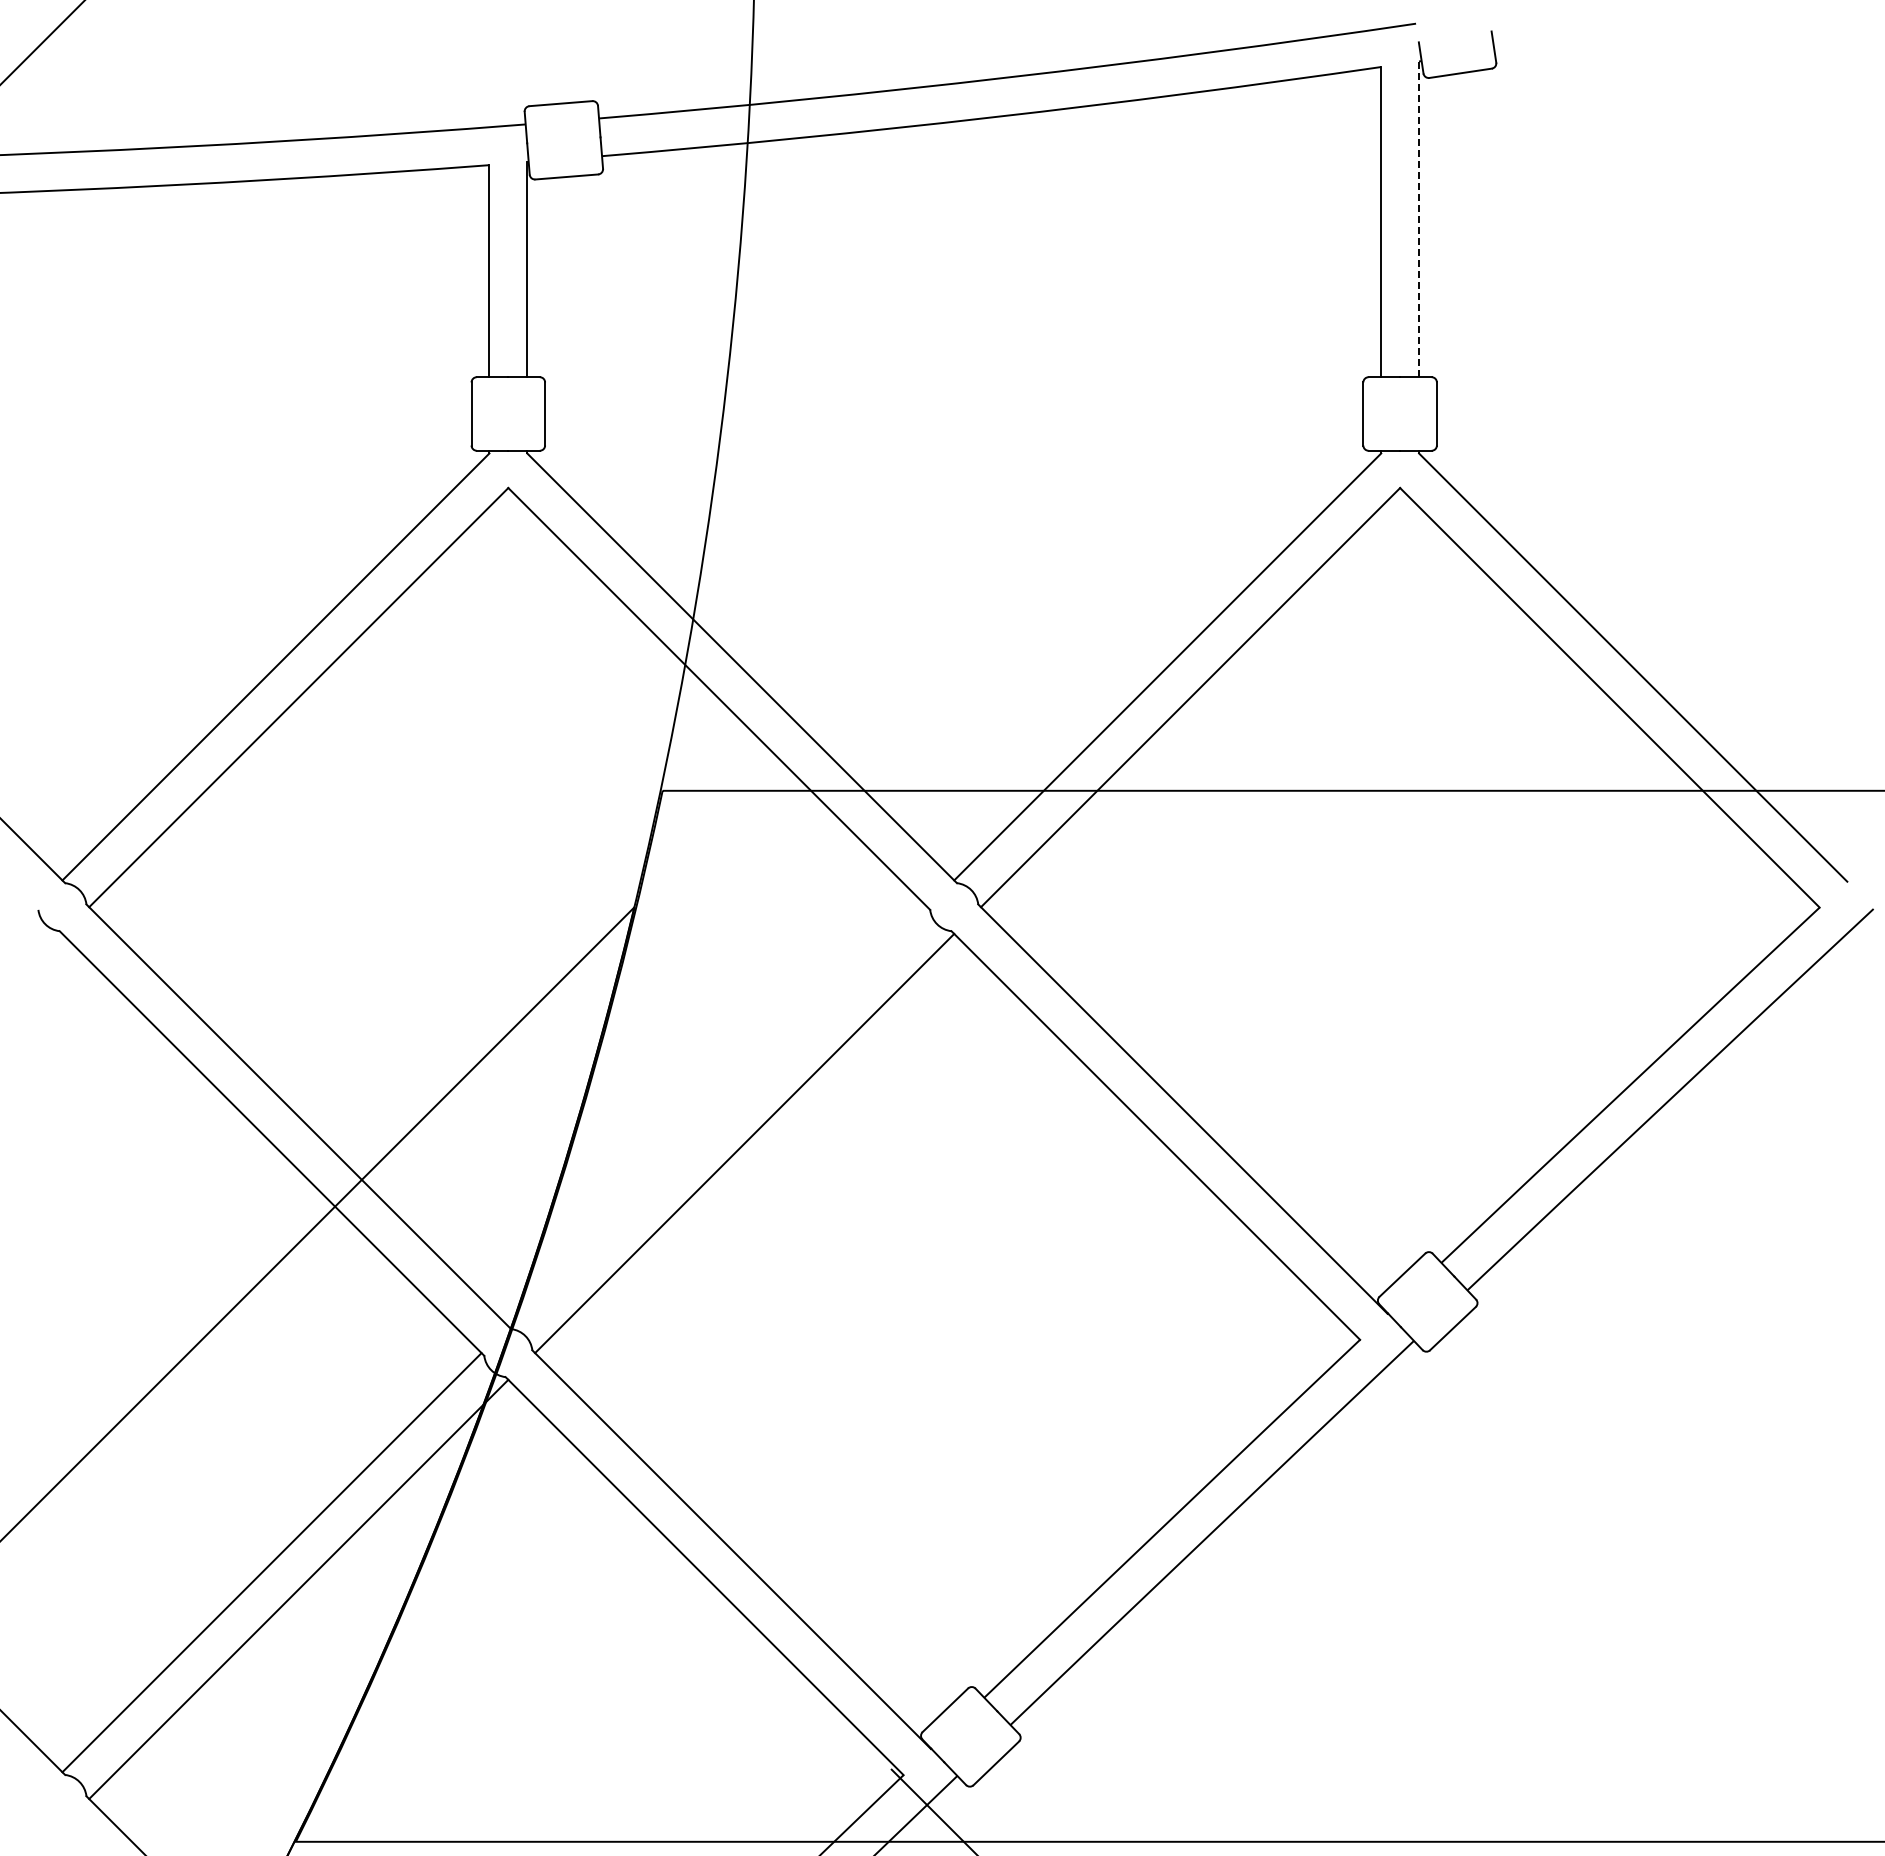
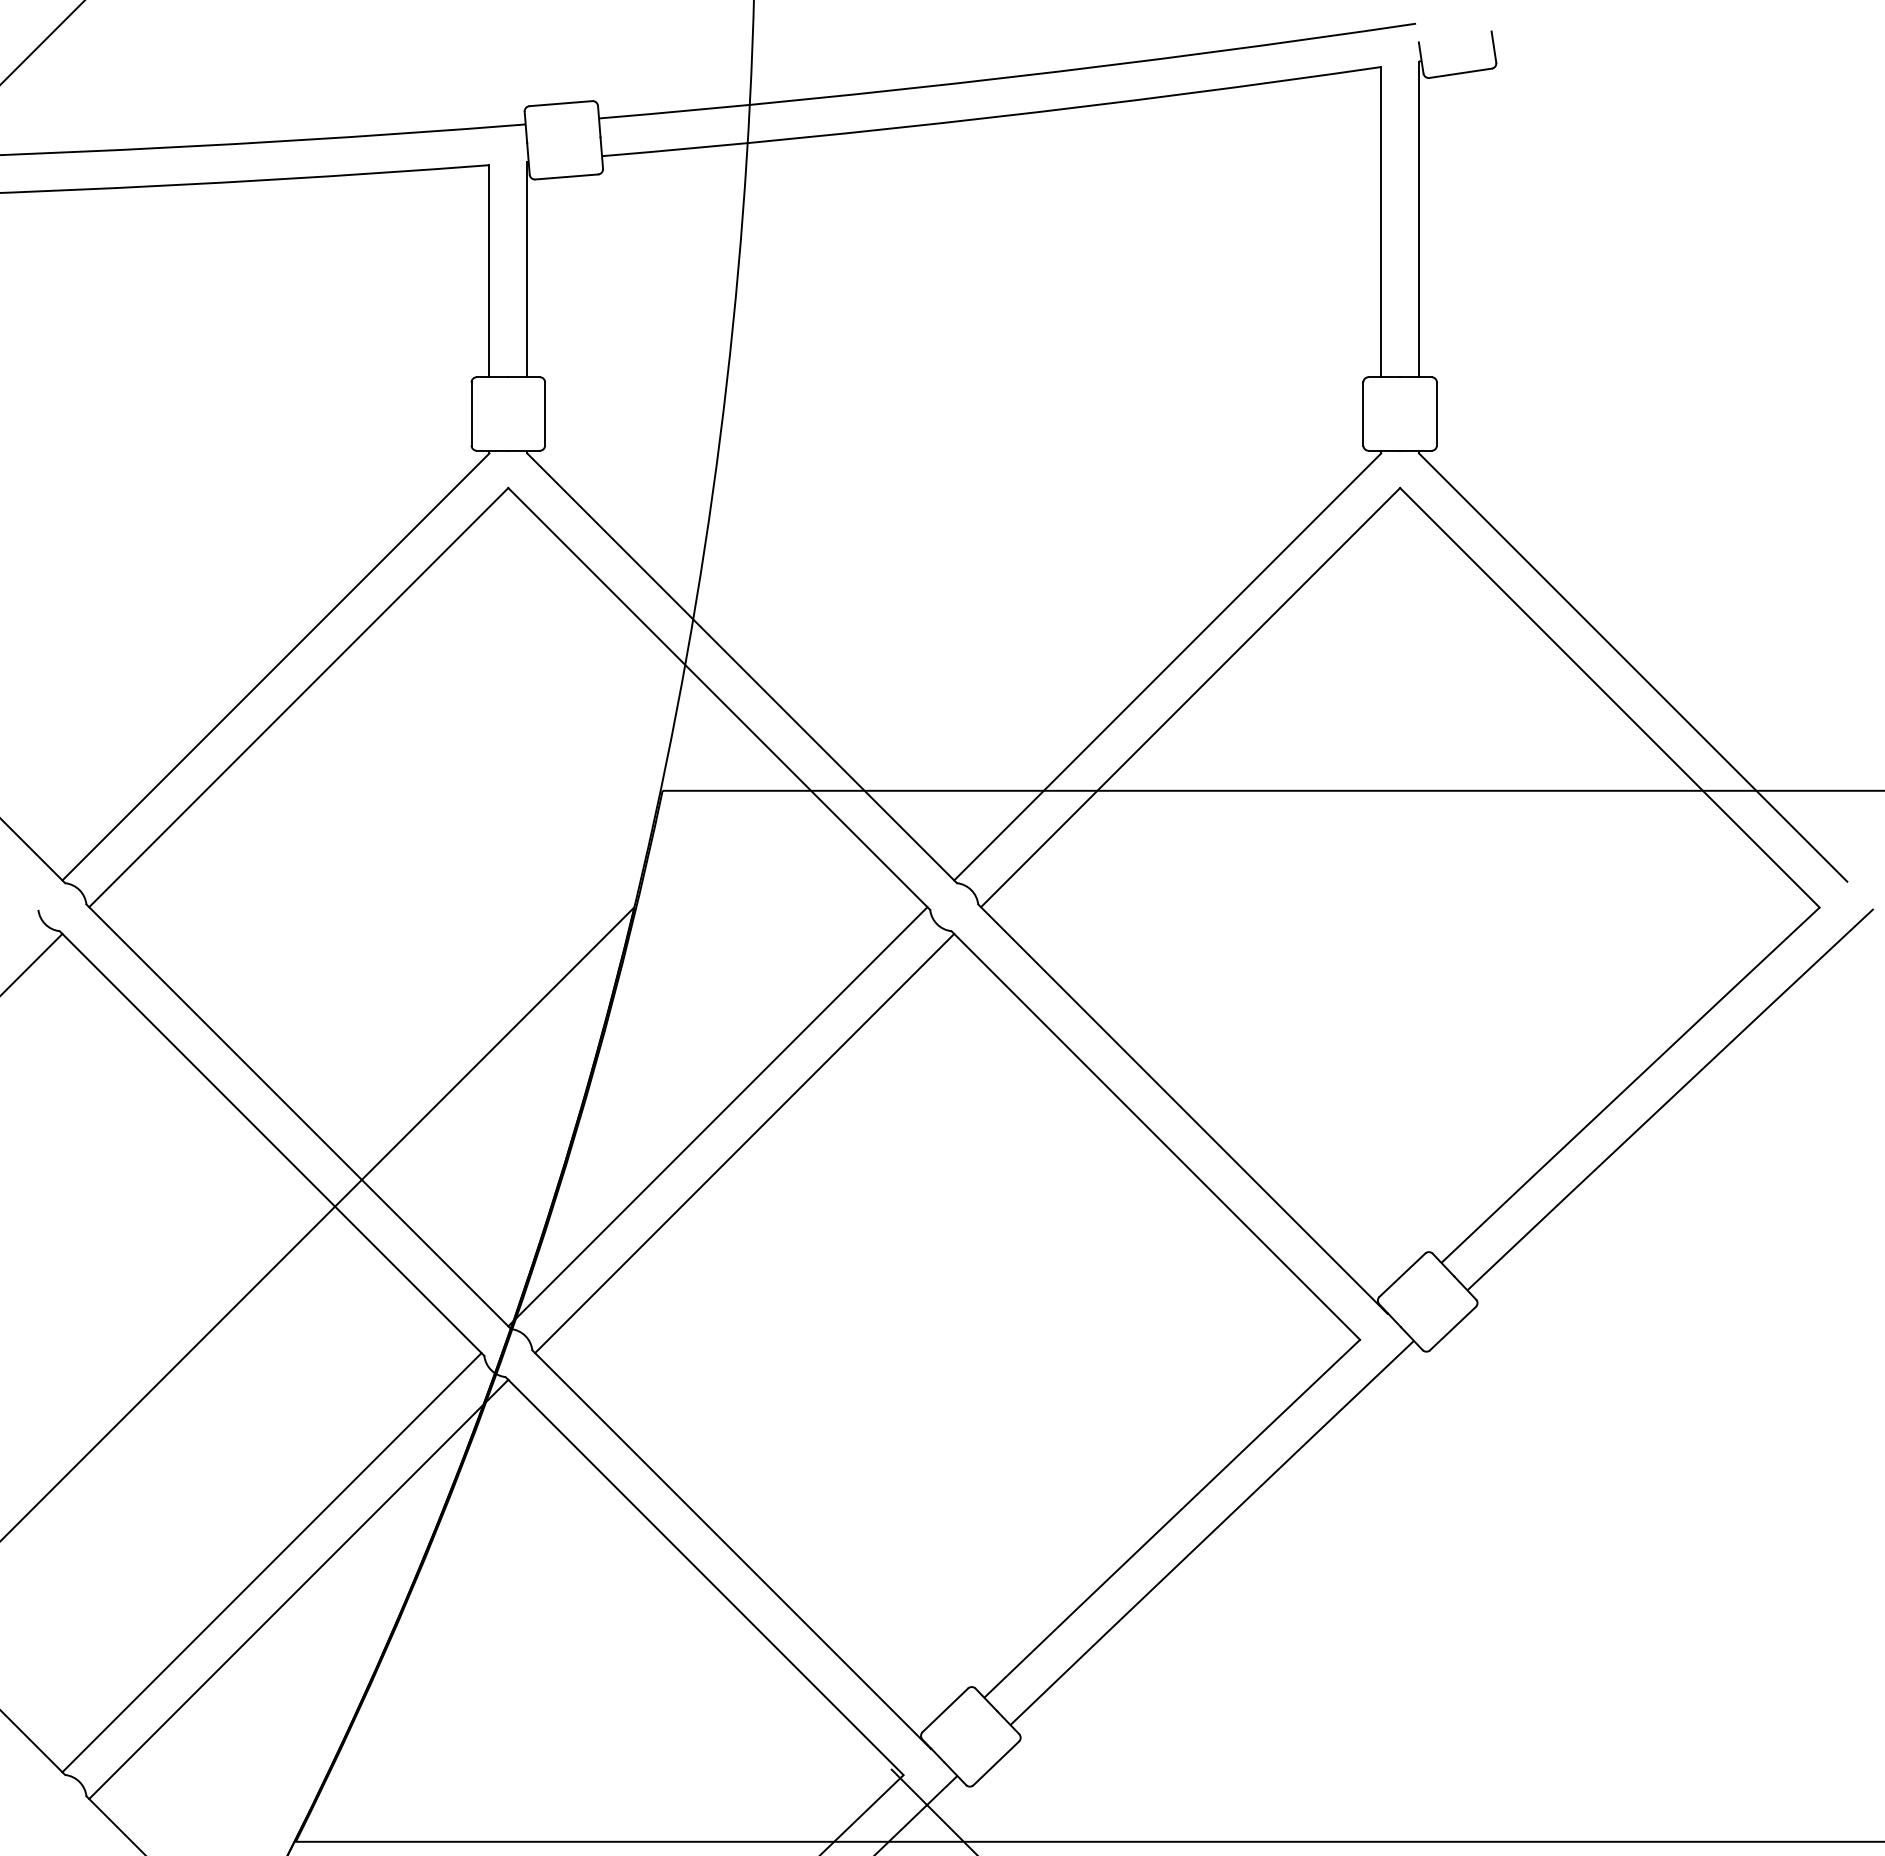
line: dashed -> solid (1419, 219)
line: none -> present (32, 963)
line: none -> present (717, 1116)
